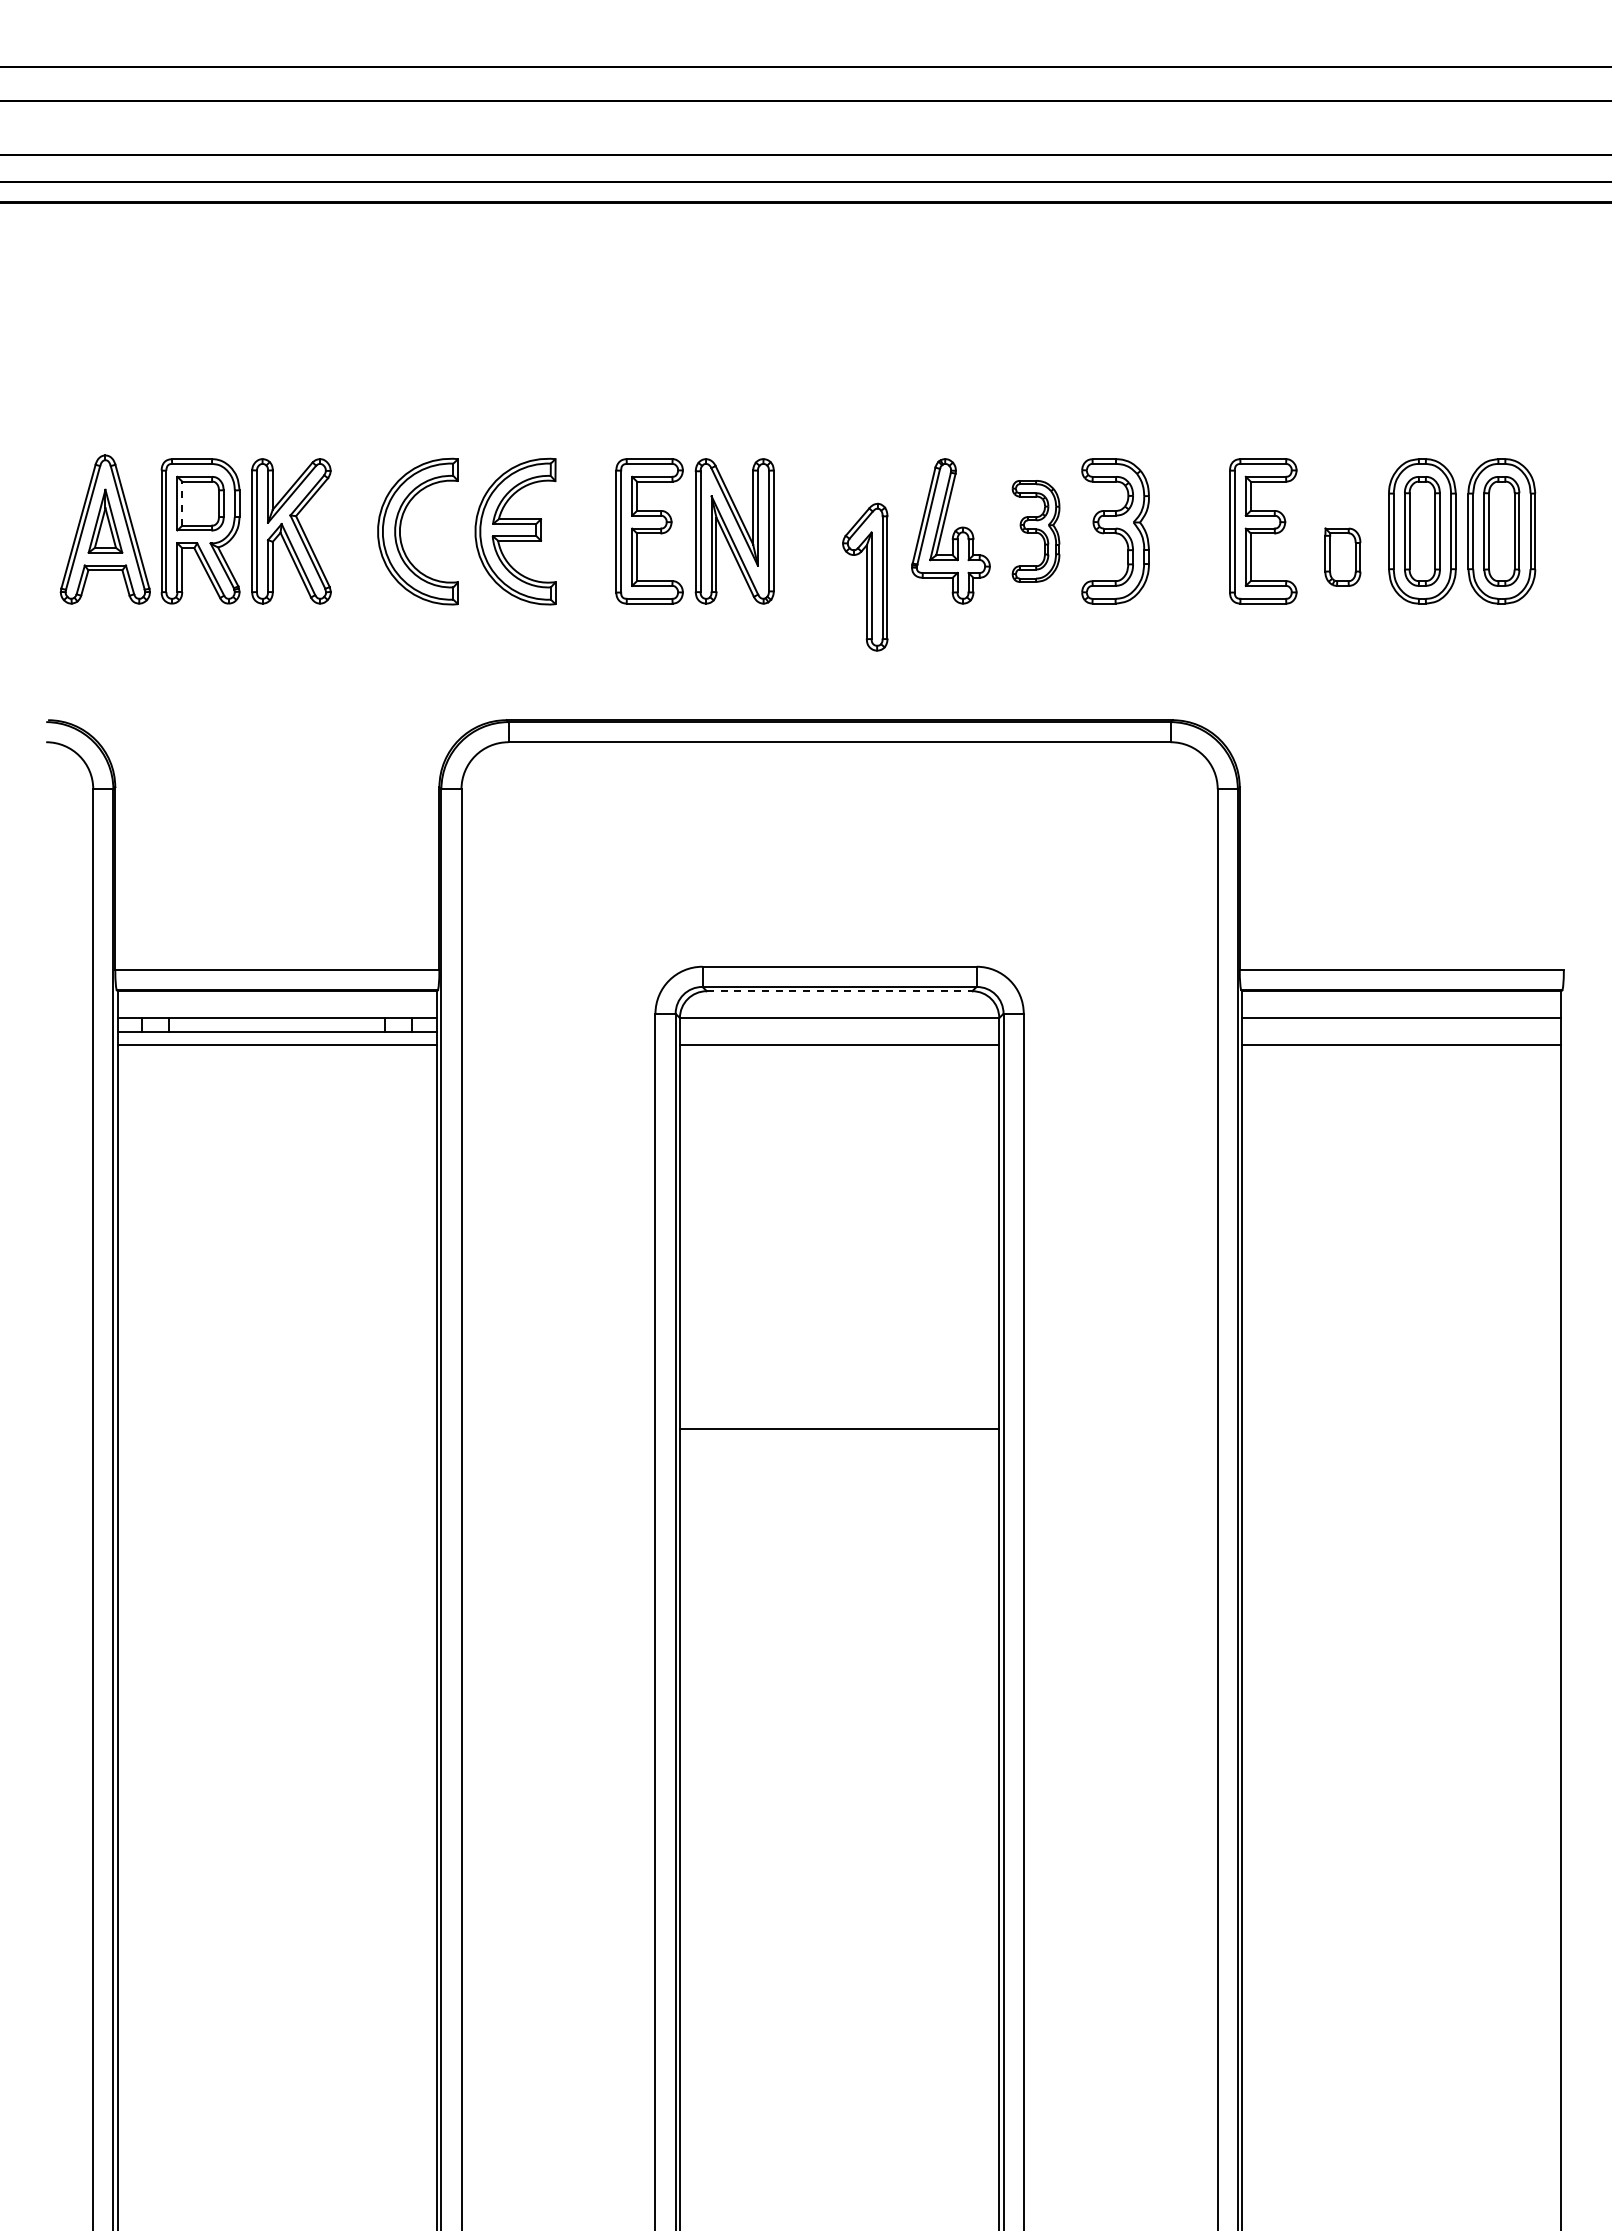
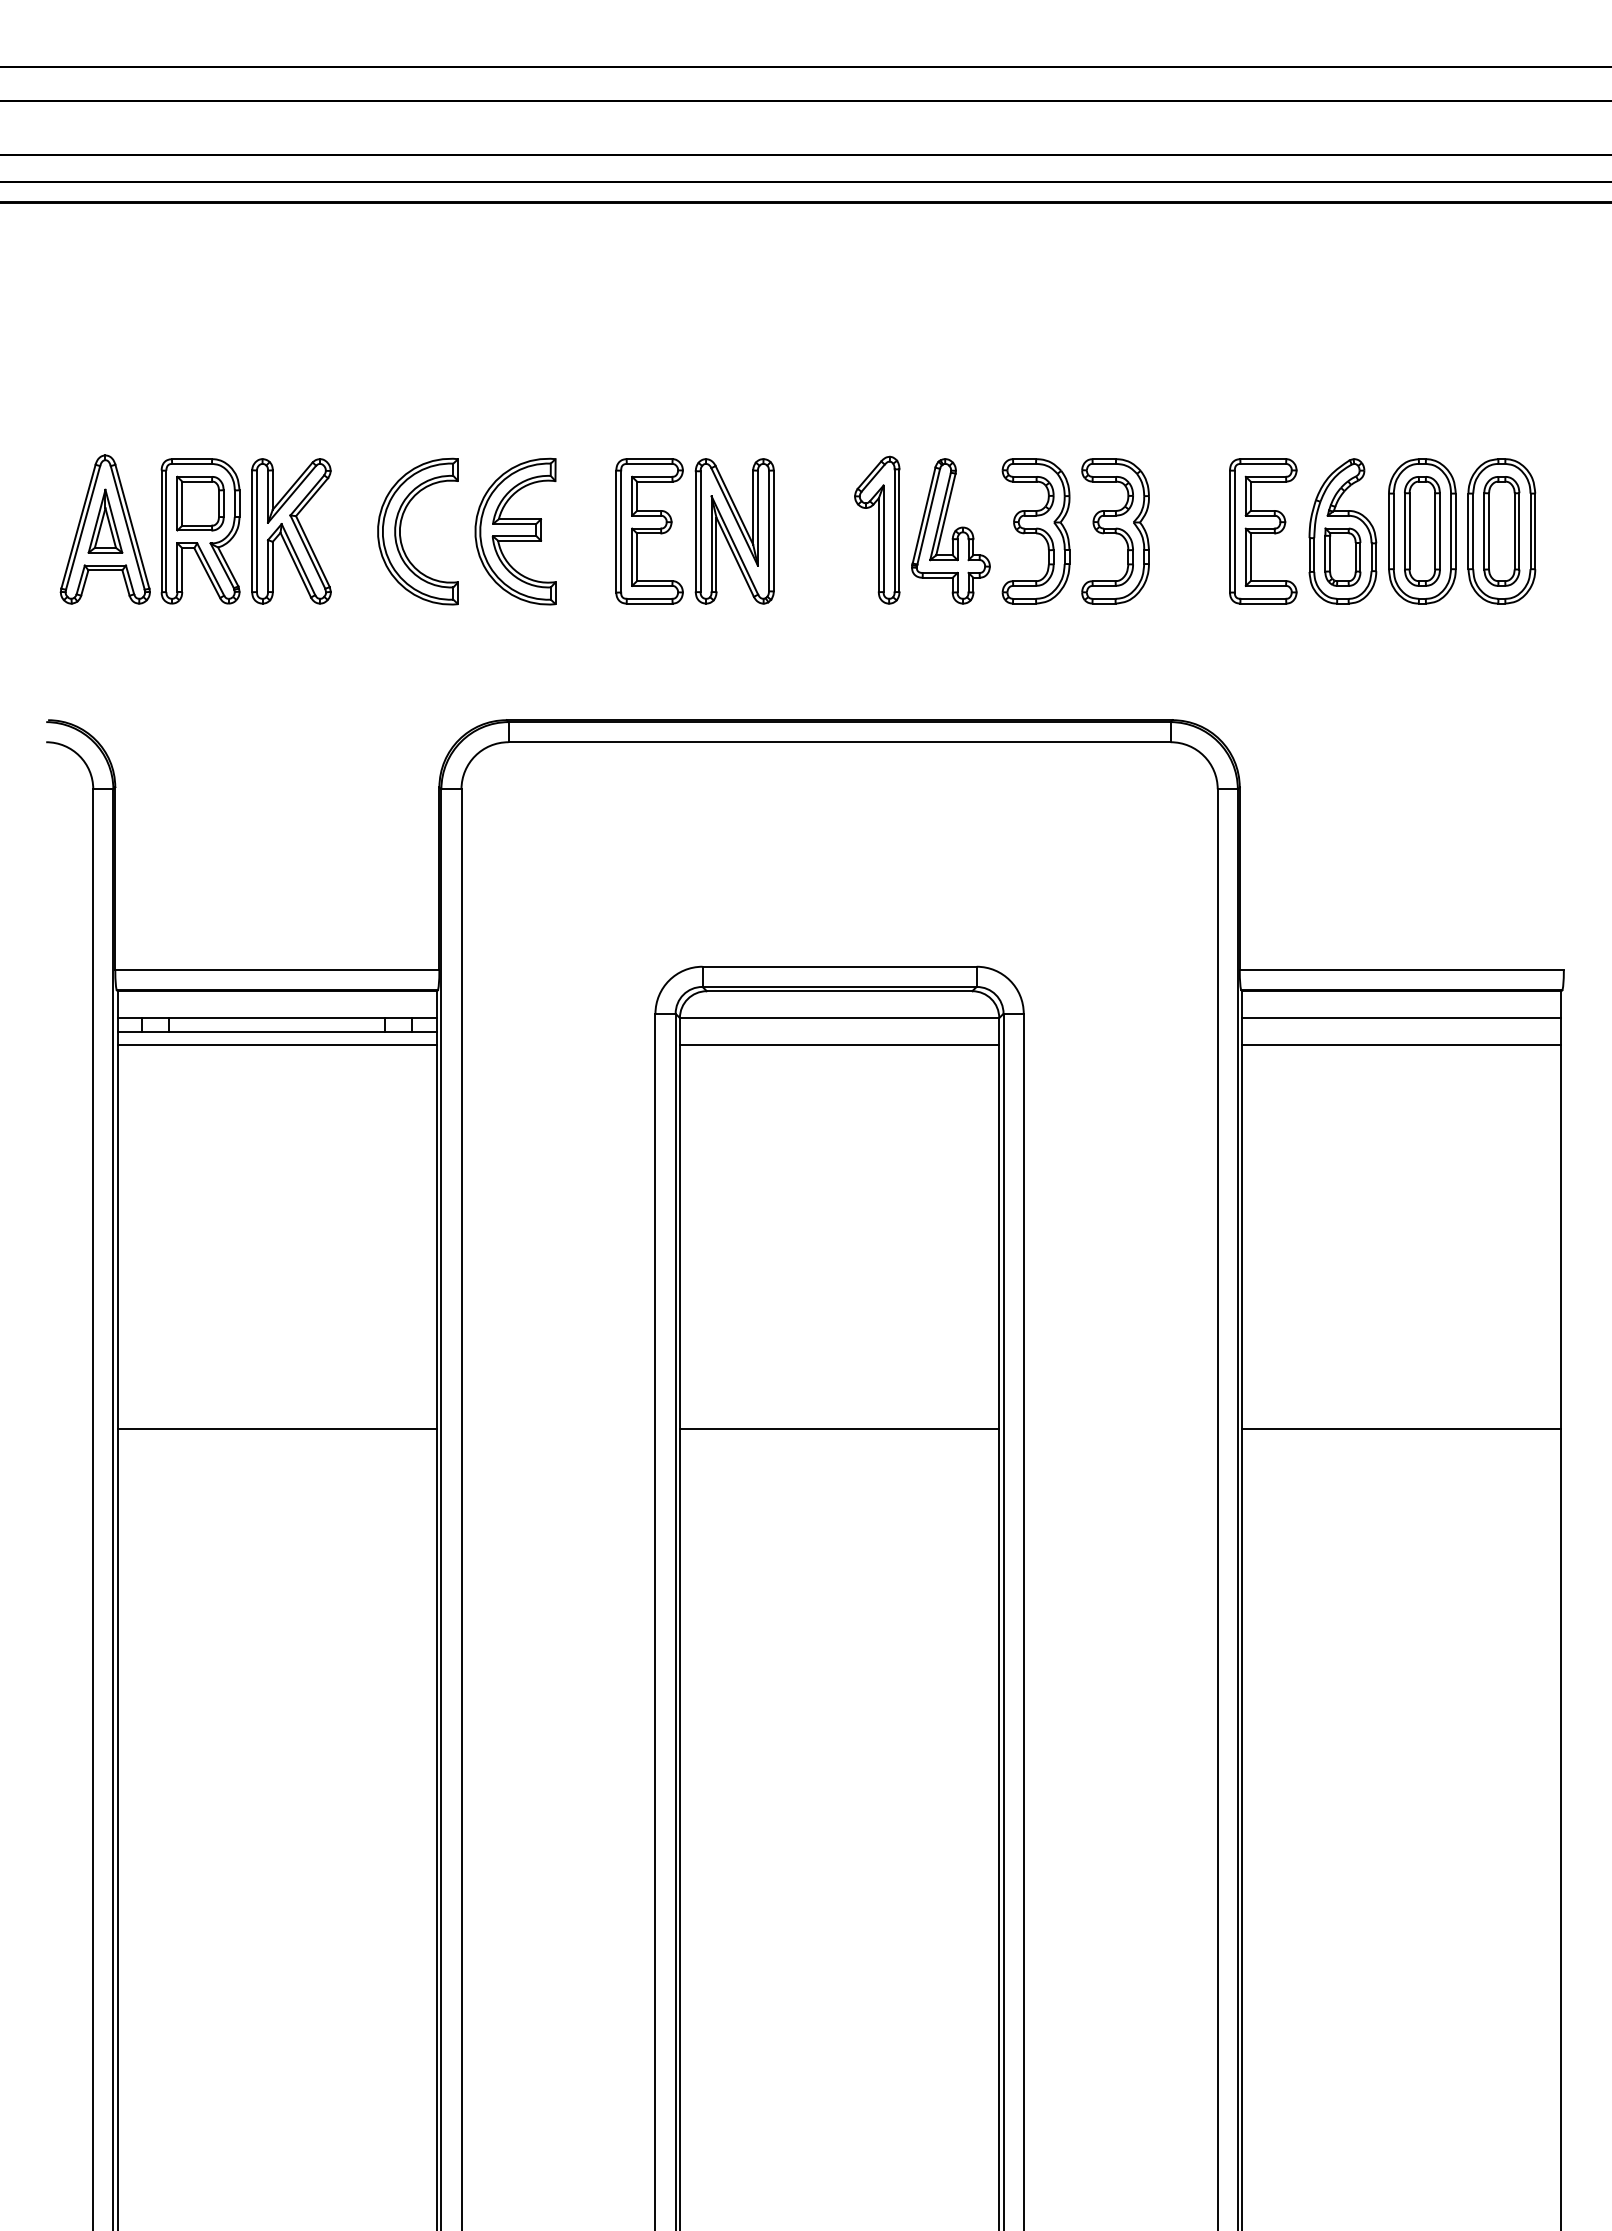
line: dashed -> solid (182, 503)
part size: 50x103 px -> 70x147 px (1035, 531)
part: none -> present (1342, 531)
part position: (865, 576) -> (877, 529) (877, 529)
line: dashed -> solid (839, 991)
line: none -> present (277, 1429)
line: none -> present (1401, 1429)
